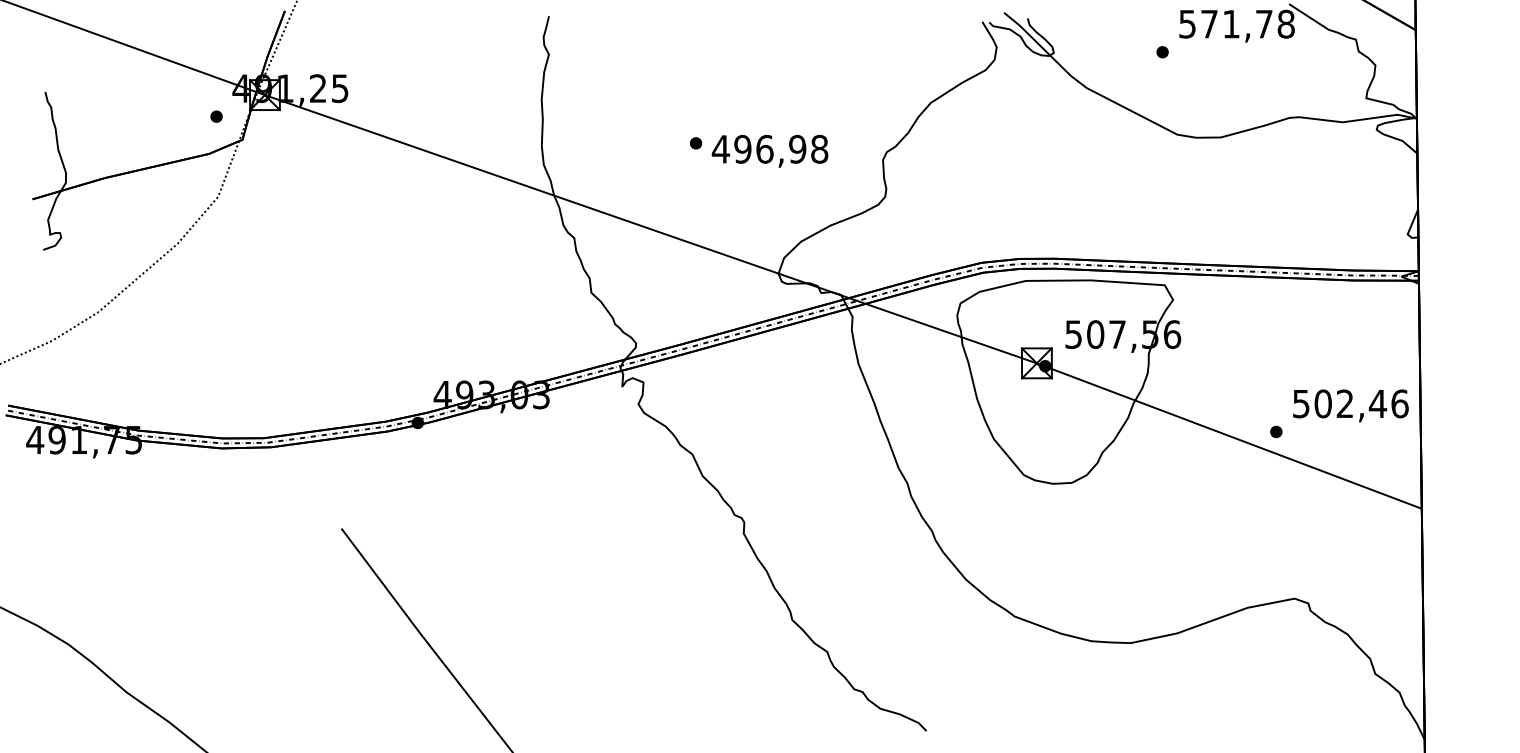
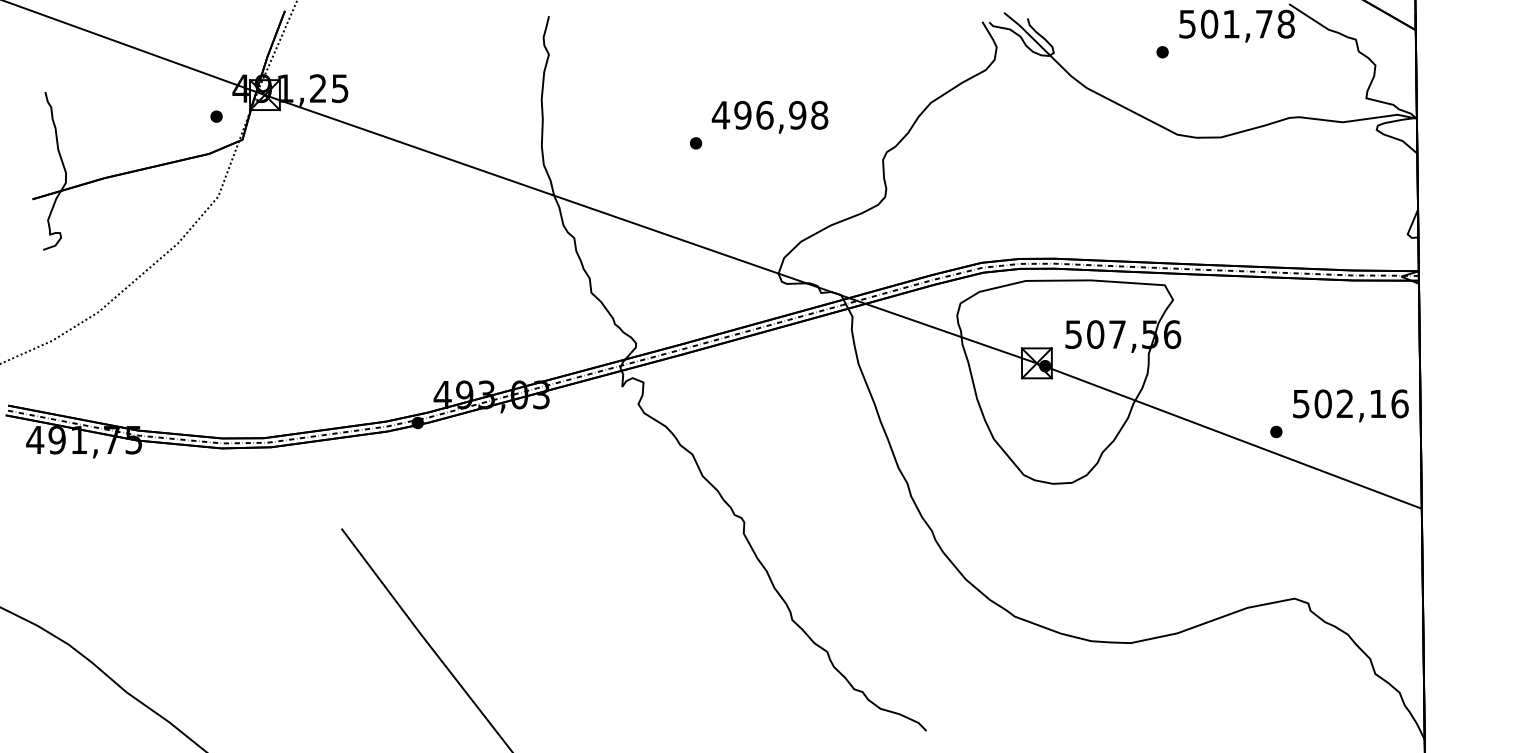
text: 571,78 -> 501,78 (1209, 23)
text position: (769, 151) -> (769, 117) (769, 117)
text: 502,46 -> 502,16 (1377, 403)
